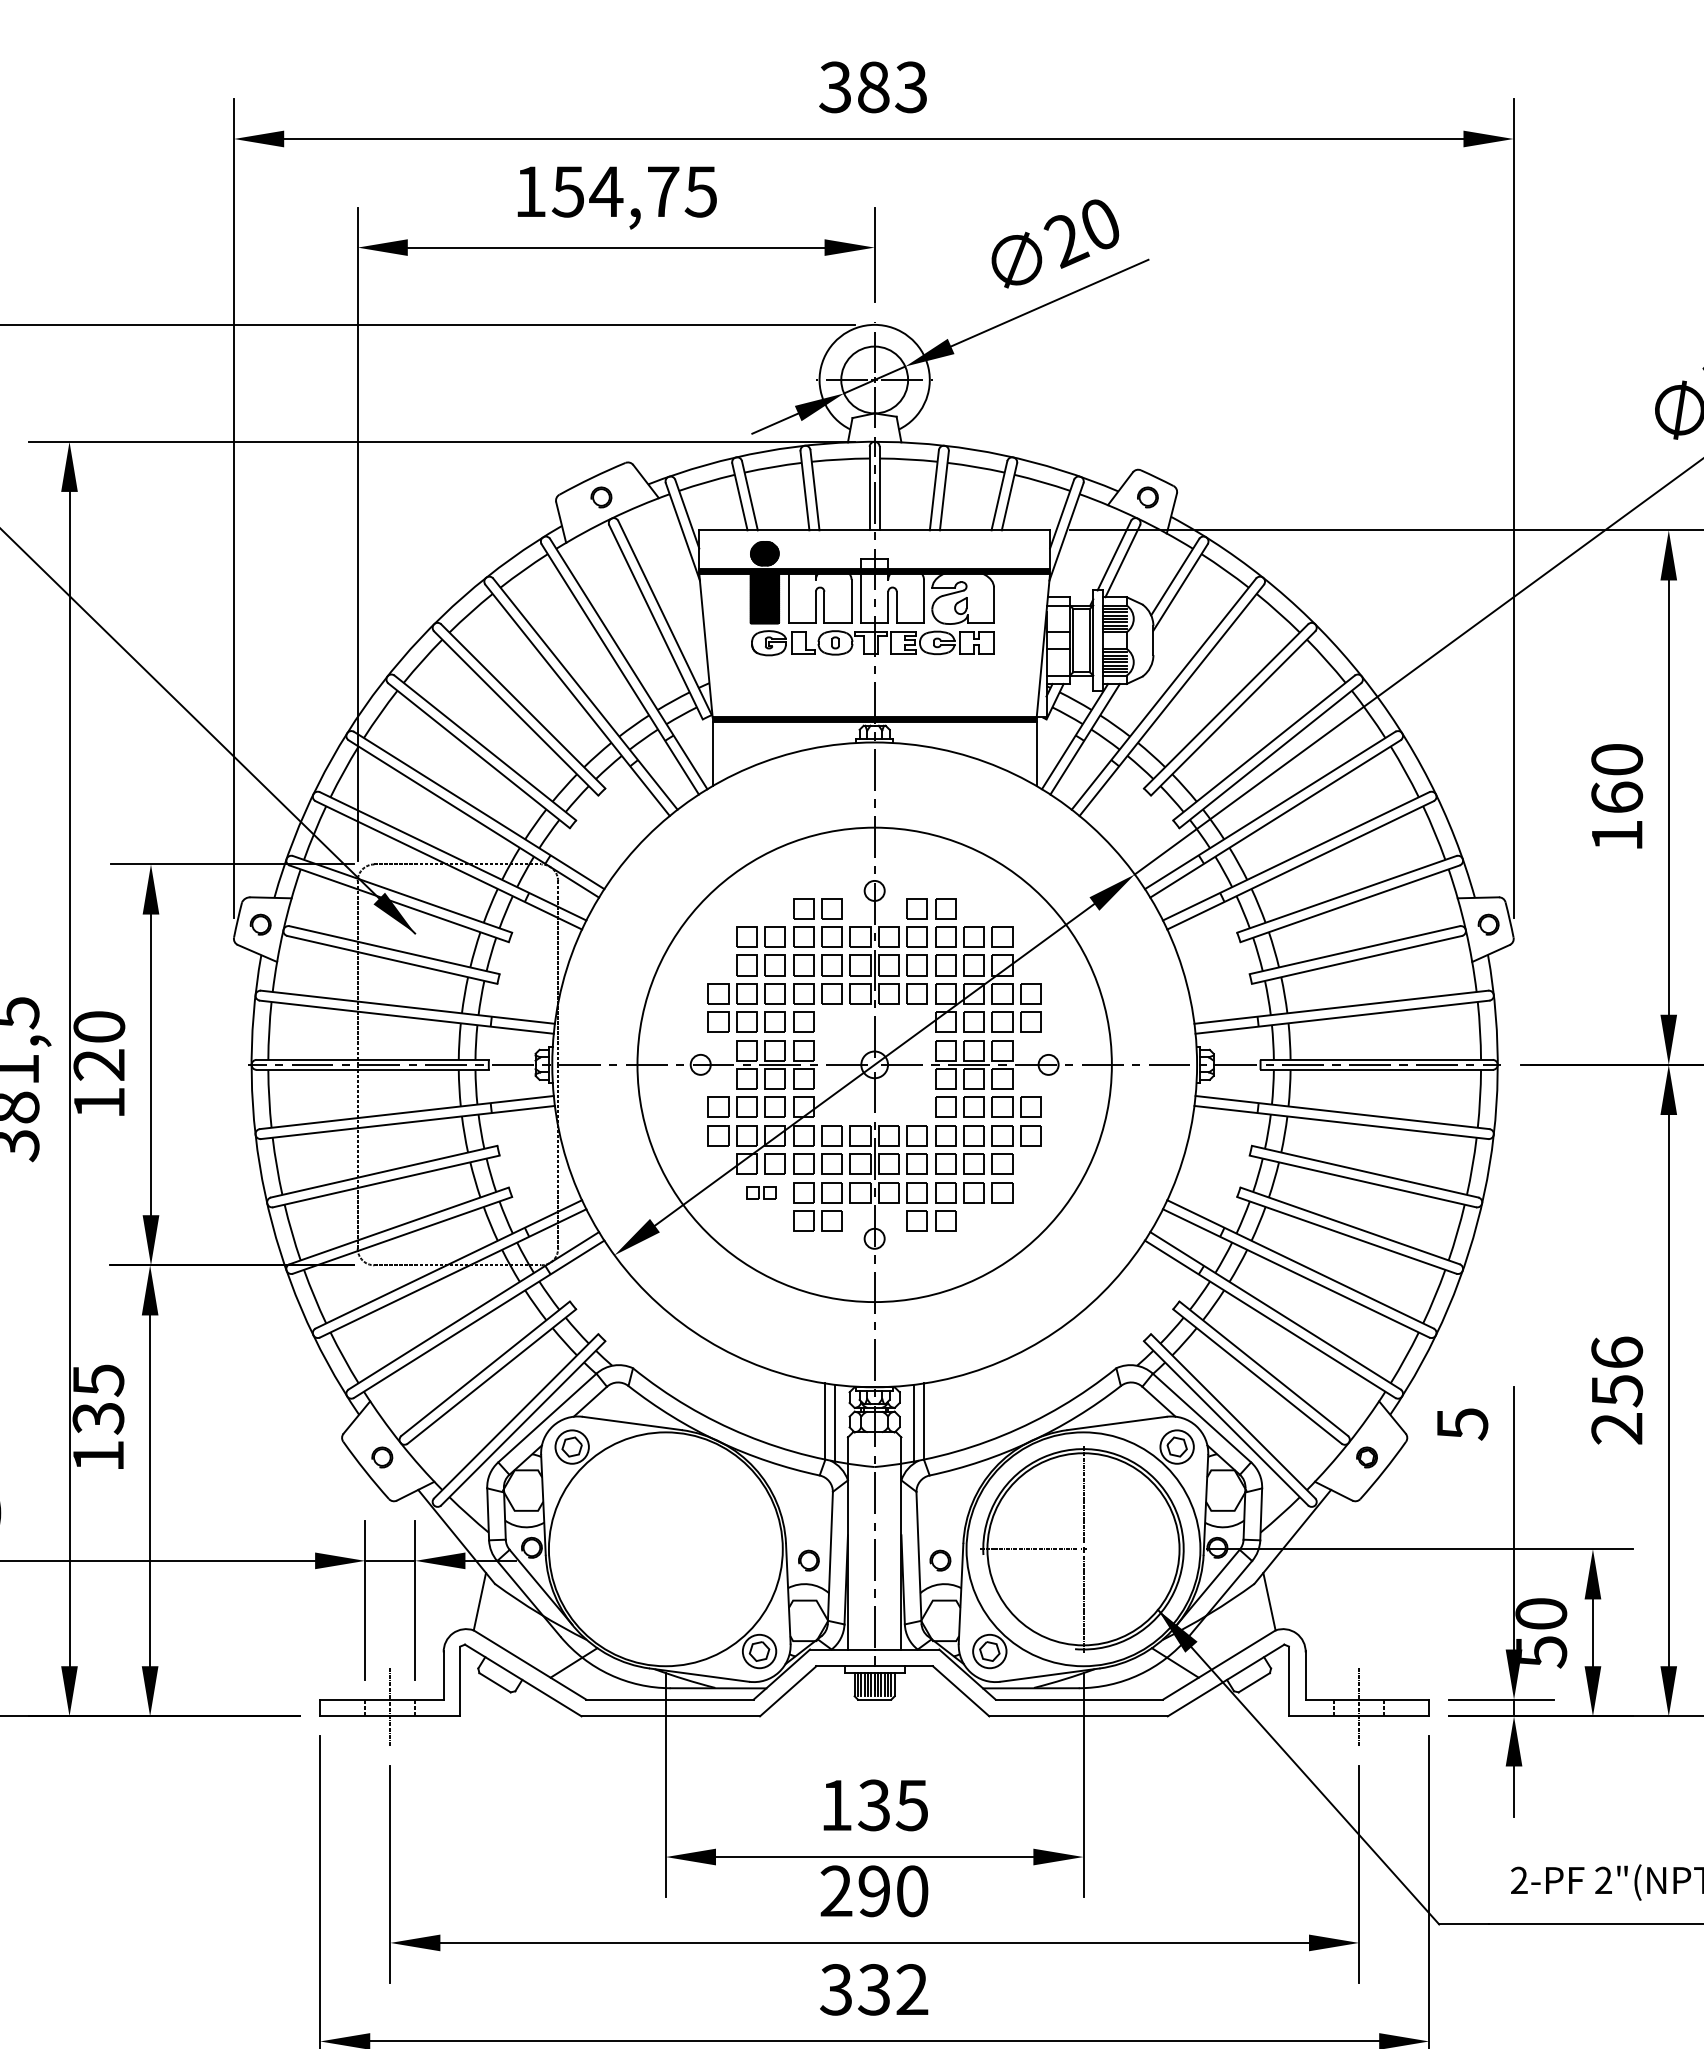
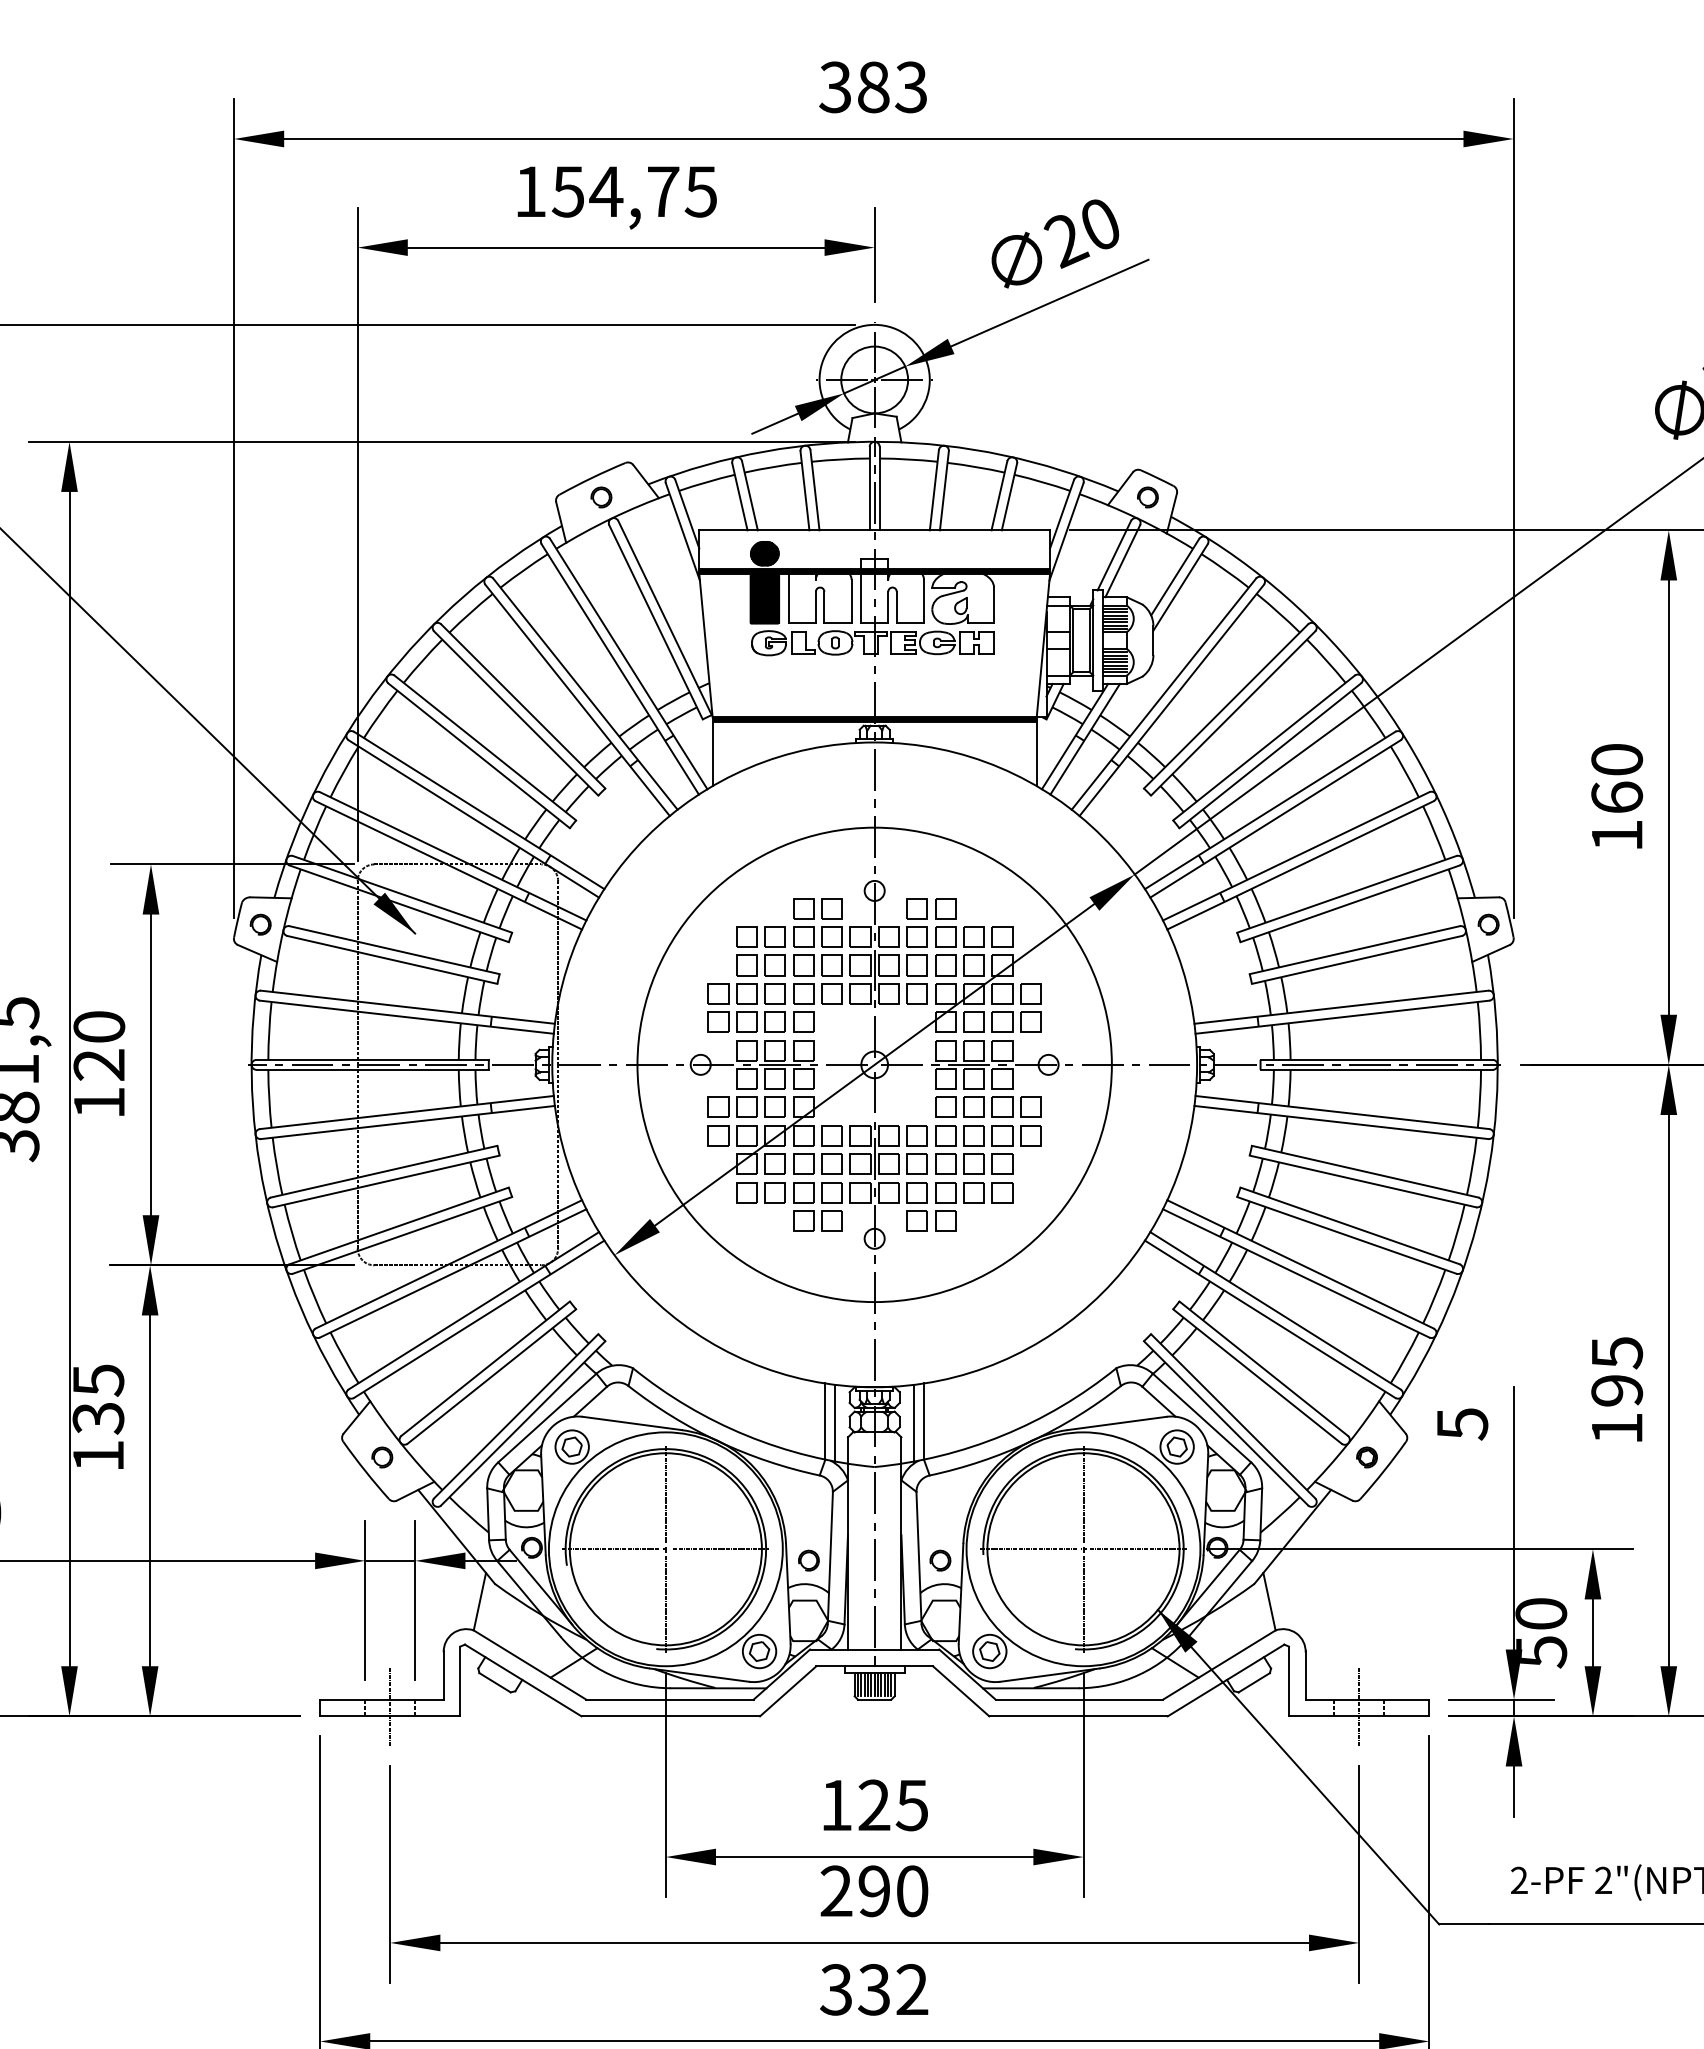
part size: 31x14 px -> 50x22 px (760, 1192)
text: 256 -> 195 (1617, 1390)
part: none -> present (665, 1549)
line: none -> present (1138, 1549)
text: 135 -> 125 (874, 1805)
